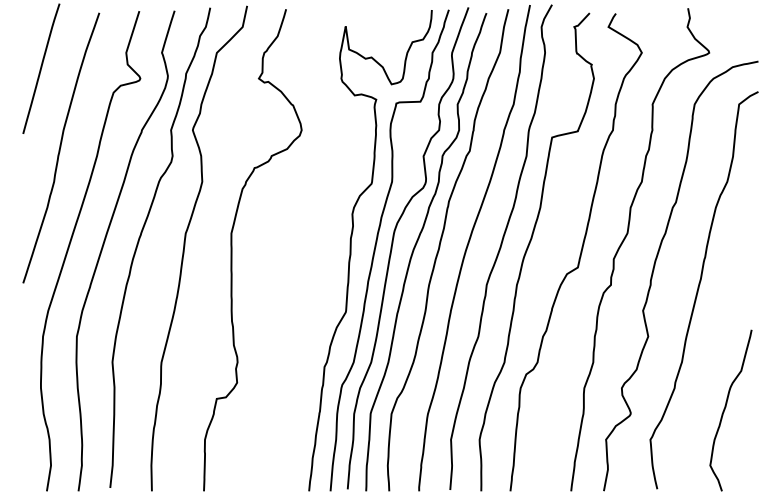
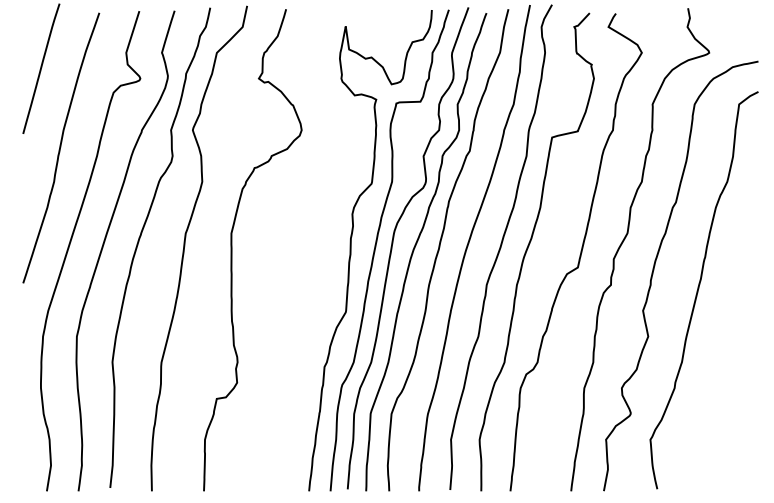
curve: present -> none (726, 407)
